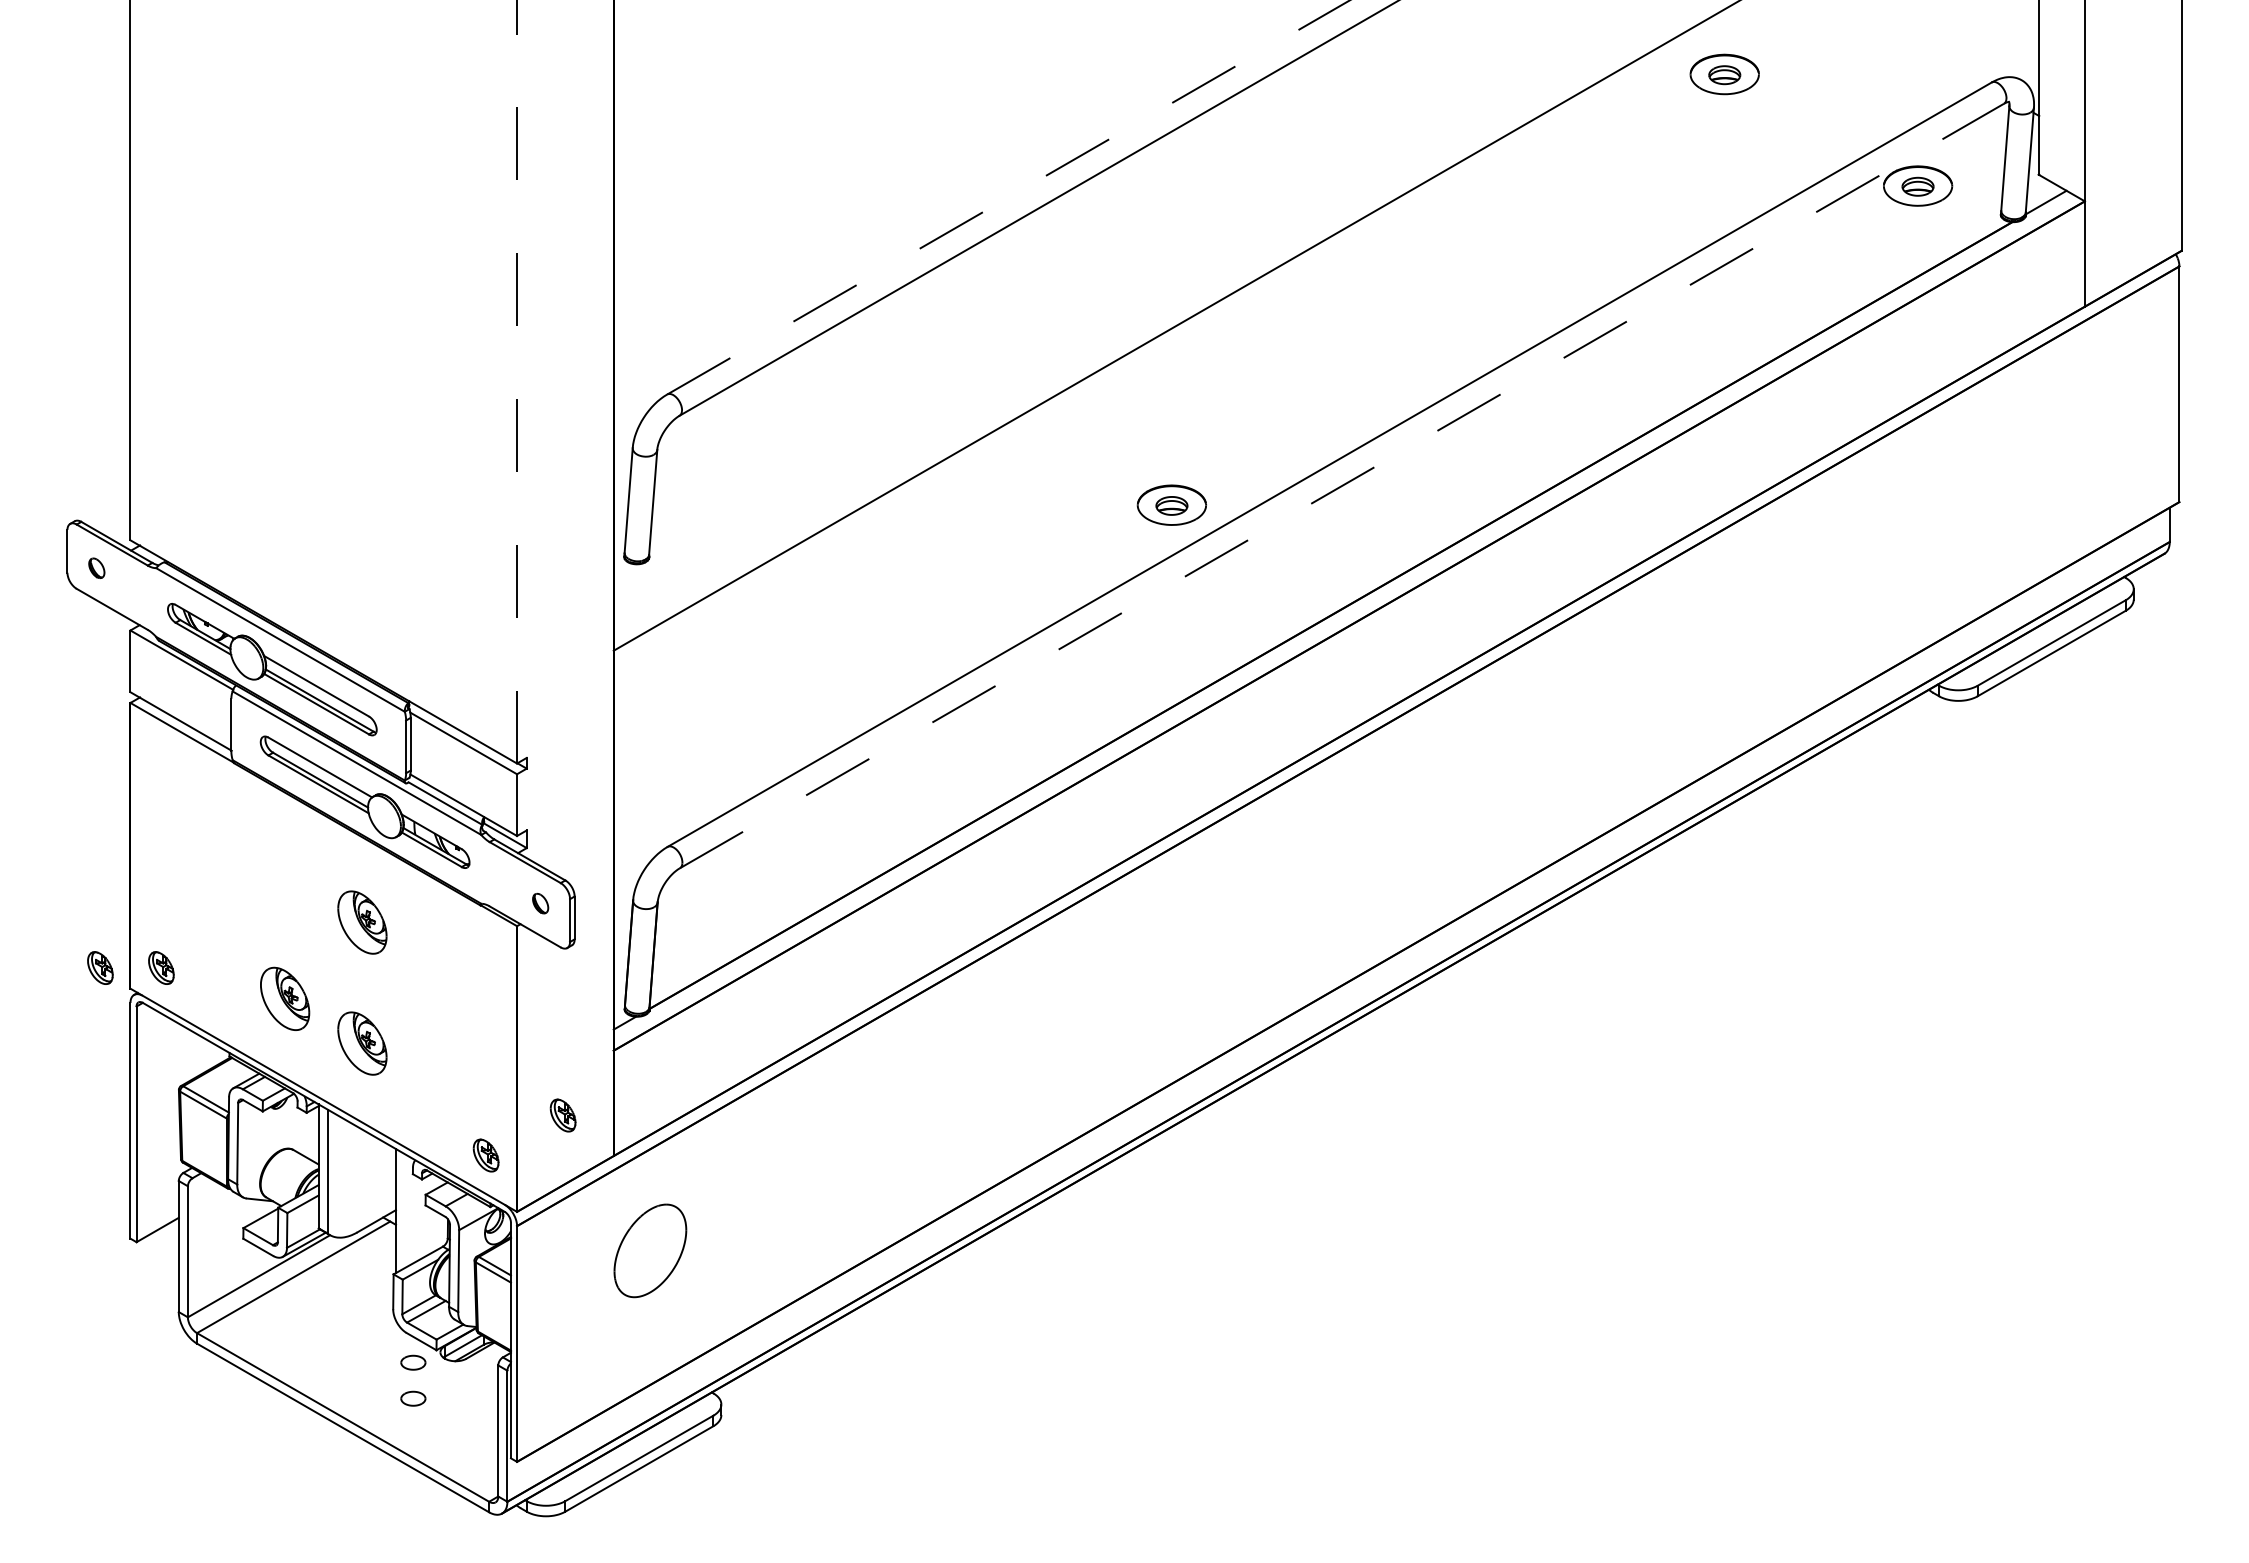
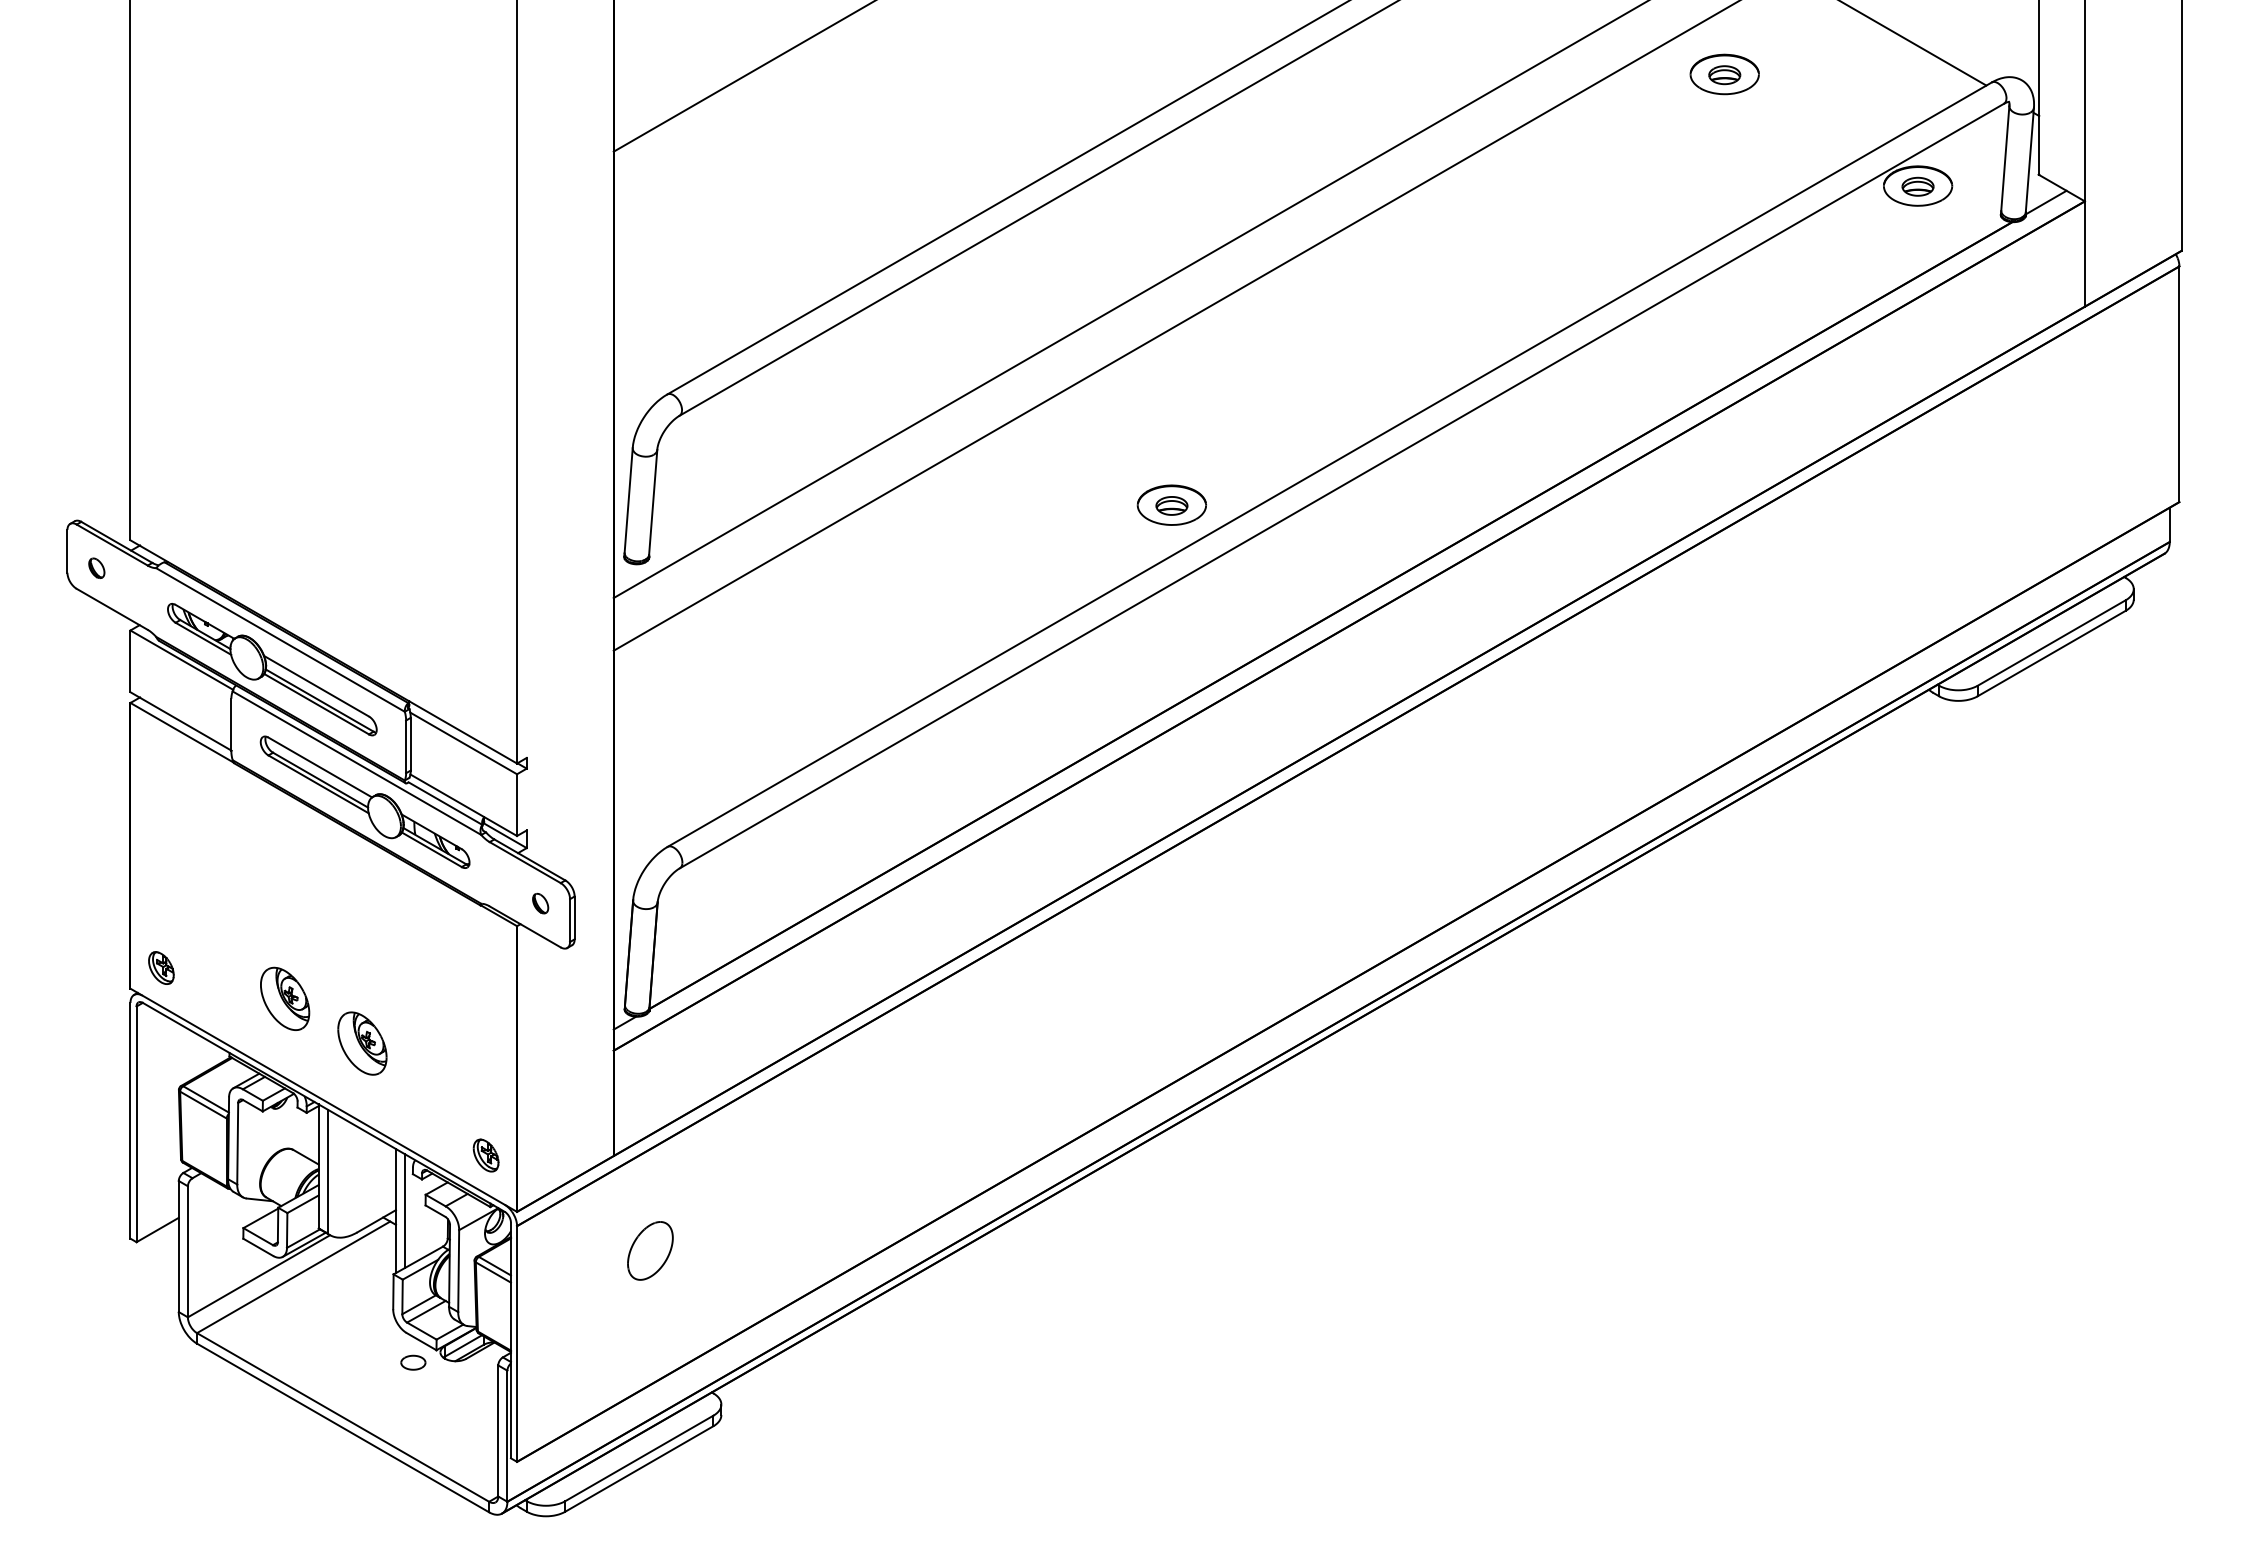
line: none -> present (1914, 43)
line: none -> present (742, 76)
line: dashed -> solid (1009, 197)
line: none -> present (1129, 300)
line: dashed -> solid (517, 381)
line: dashed -> solid (1342, 485)
part: present -> none (362, 922)
part: present -> none (100, 967)
part: present -> none (562, 1115)
line: none -> present (405, 1210)
part size: 75x96 px -> 47x60 px (650, 1250)
part: present -> none (413, 1398)
